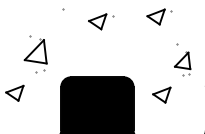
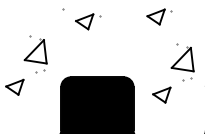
part position: (101, 21) -> (88, 21) (88, 21)
part size: 18x26 px -> 25x36 px (182, 63)
part position: (14, 92) -> (14, 86) (14, 86)
